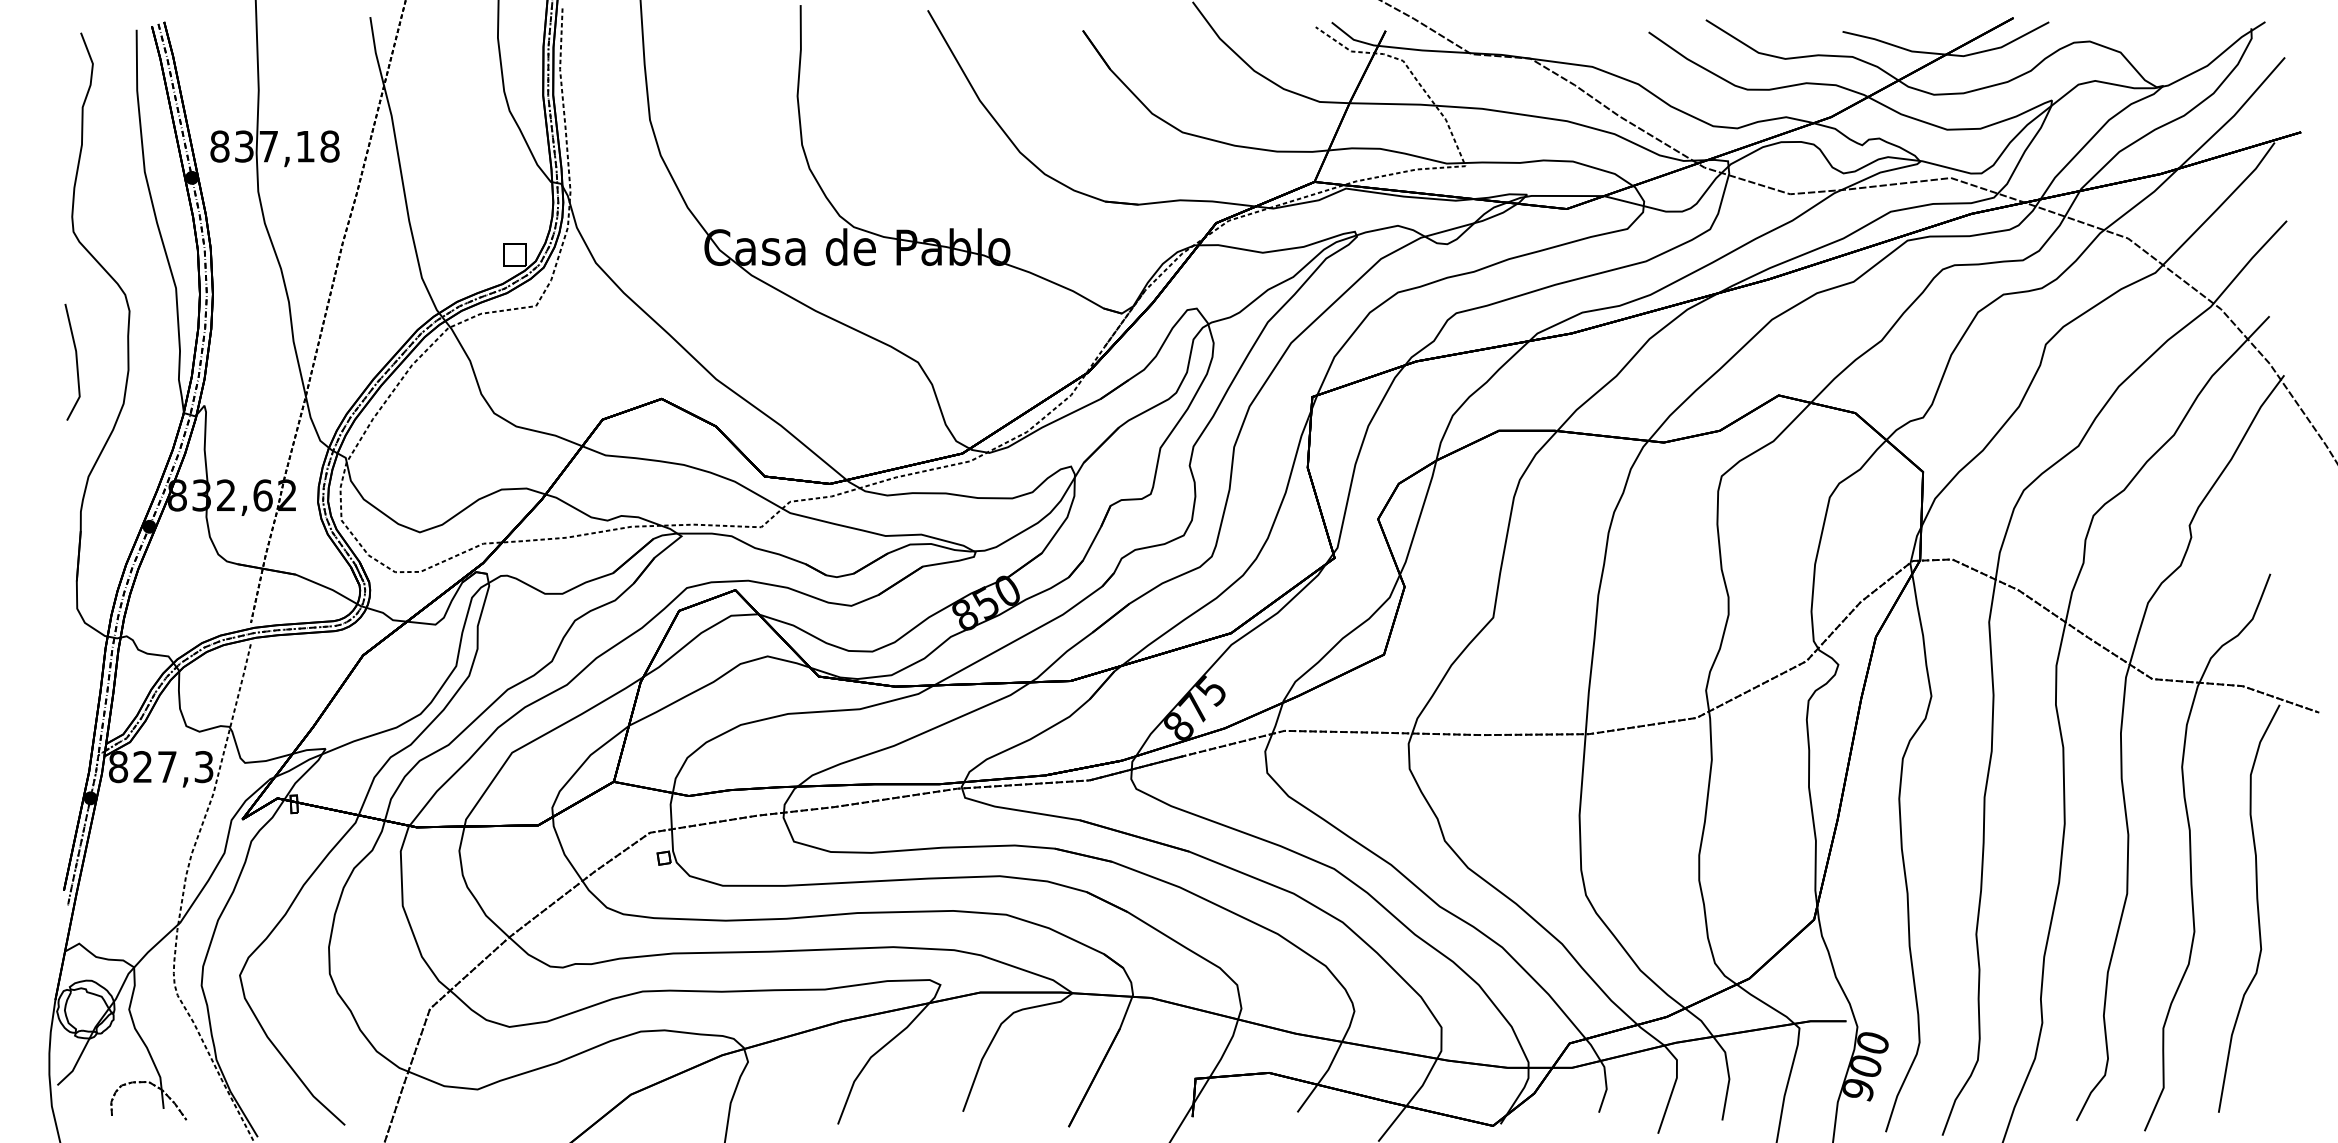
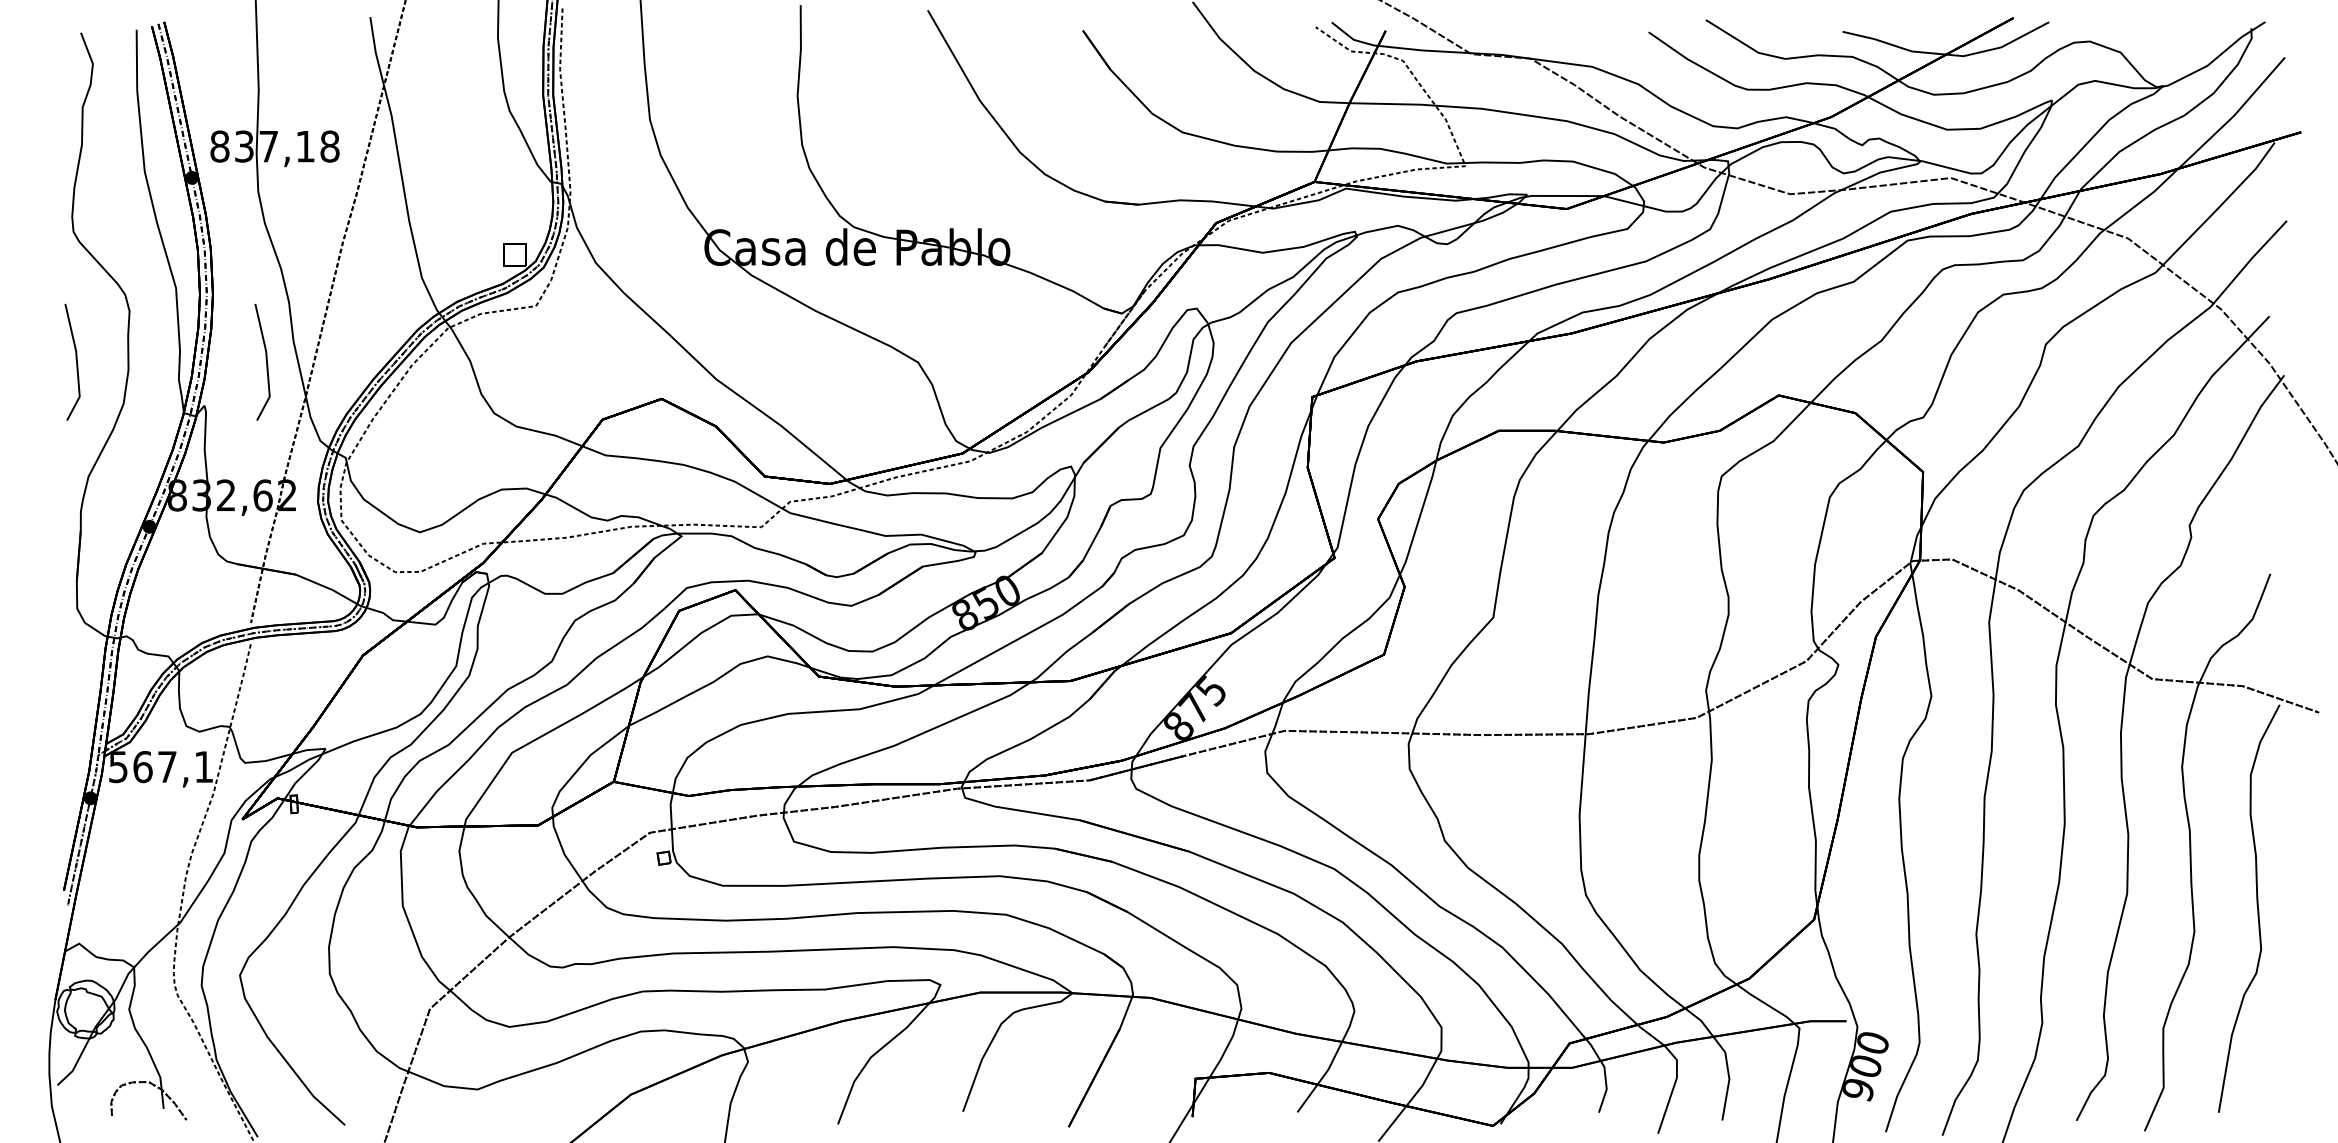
line: none -> present (265, 359)
text: 827,3 -> 567,1 (161, 767)
